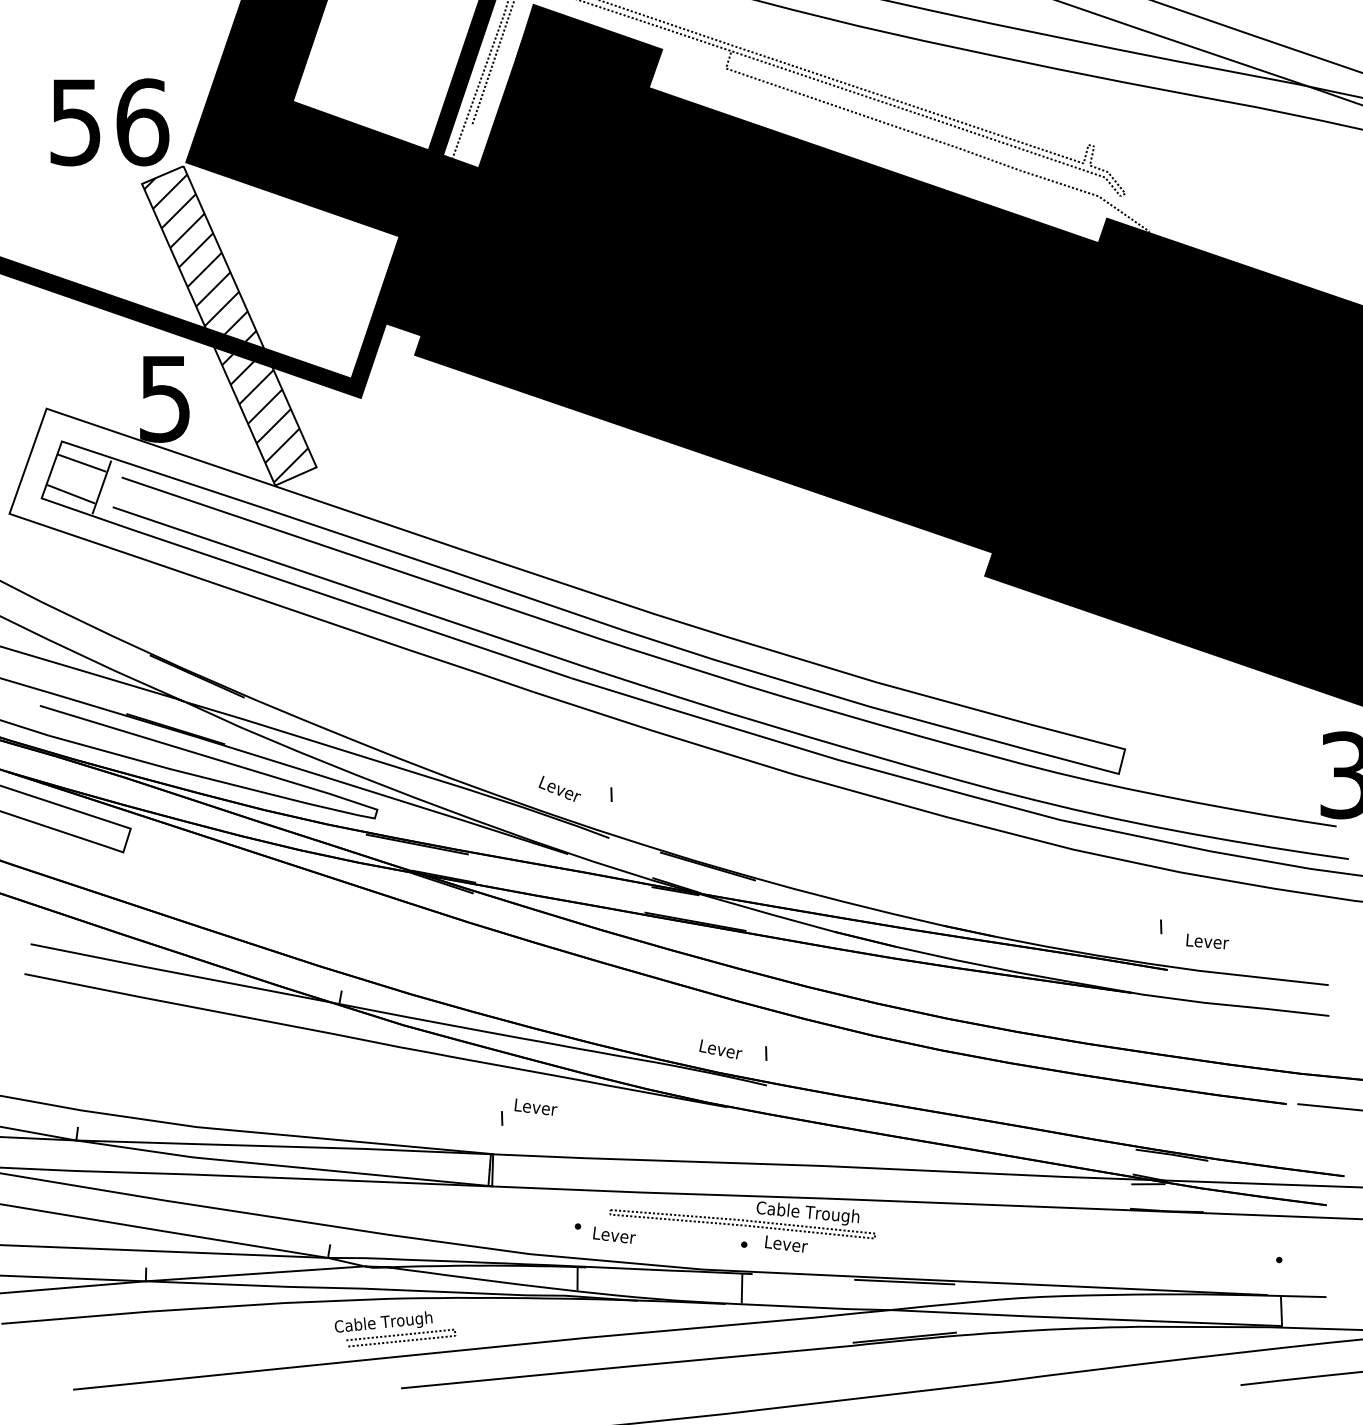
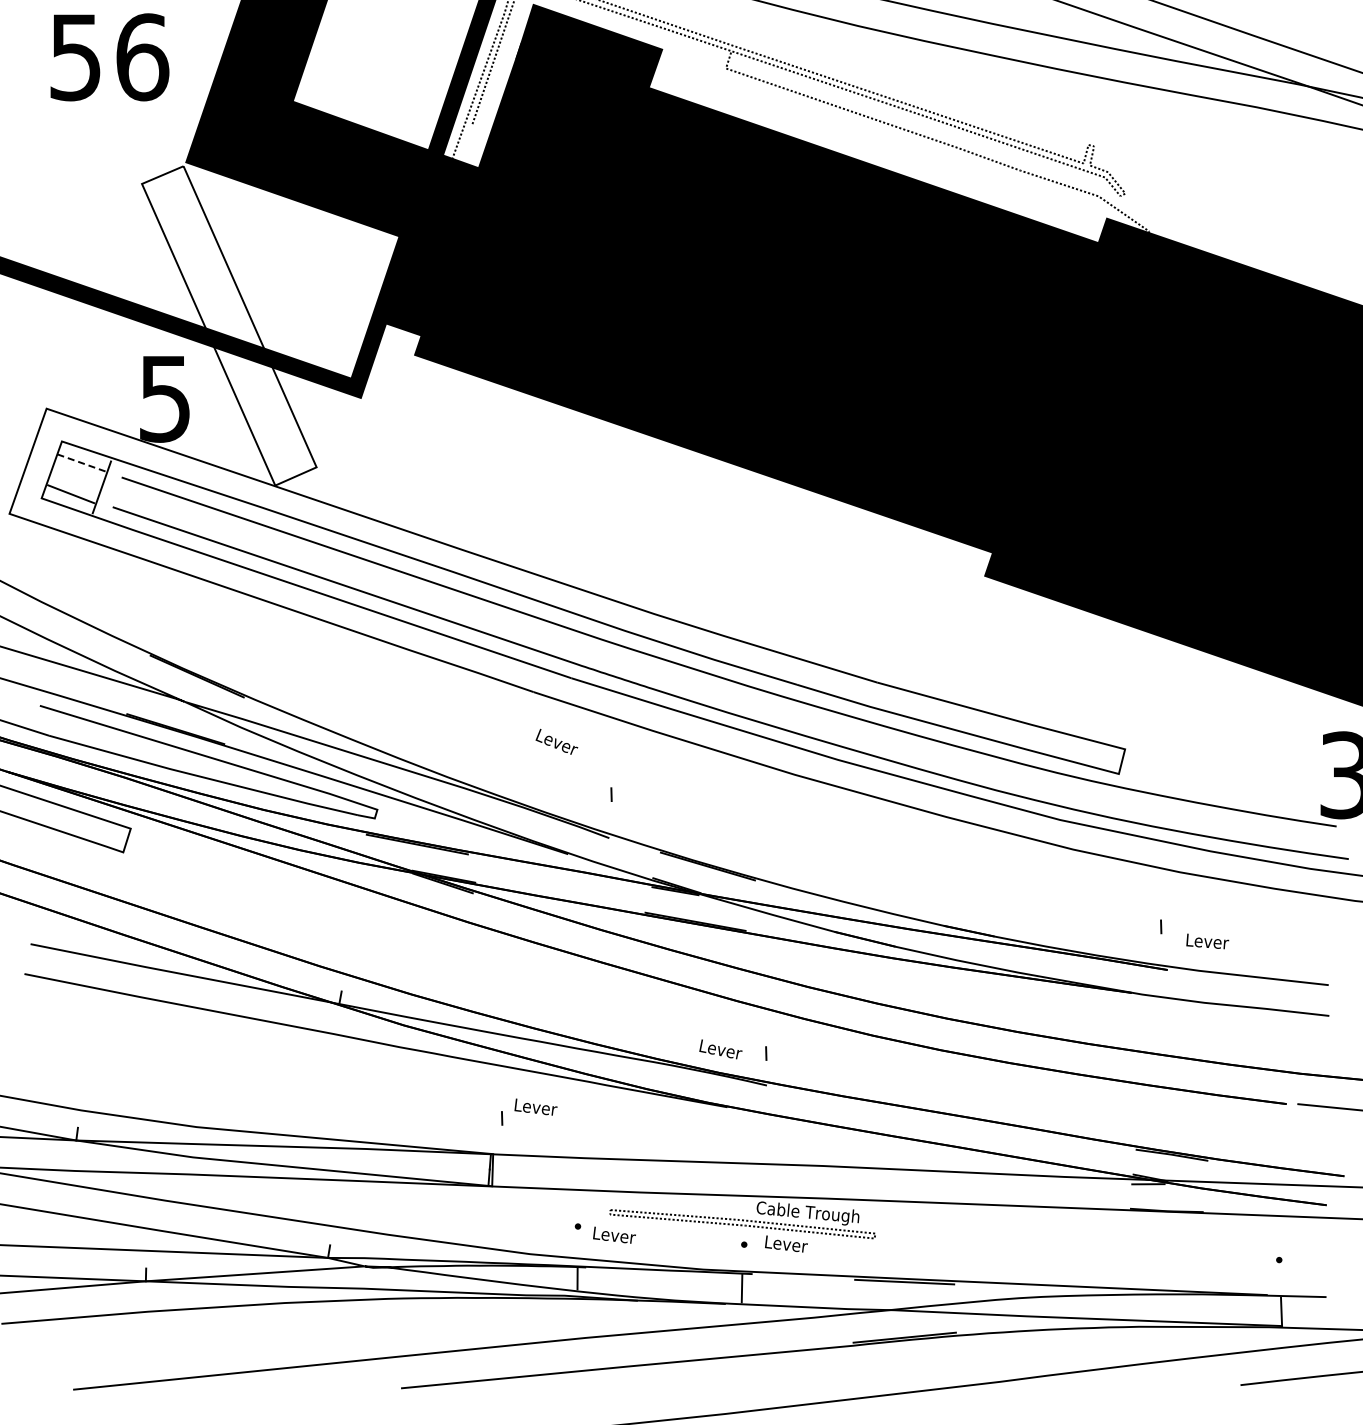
text position: (109, 122) -> (109, 57) (109, 57)
hatch: present -> none (226, 328)
line: solid -> dashed (81, 463)
text position: (559, 788) -> (556, 741) (556, 741)
part: present -> none (395, 1329)
